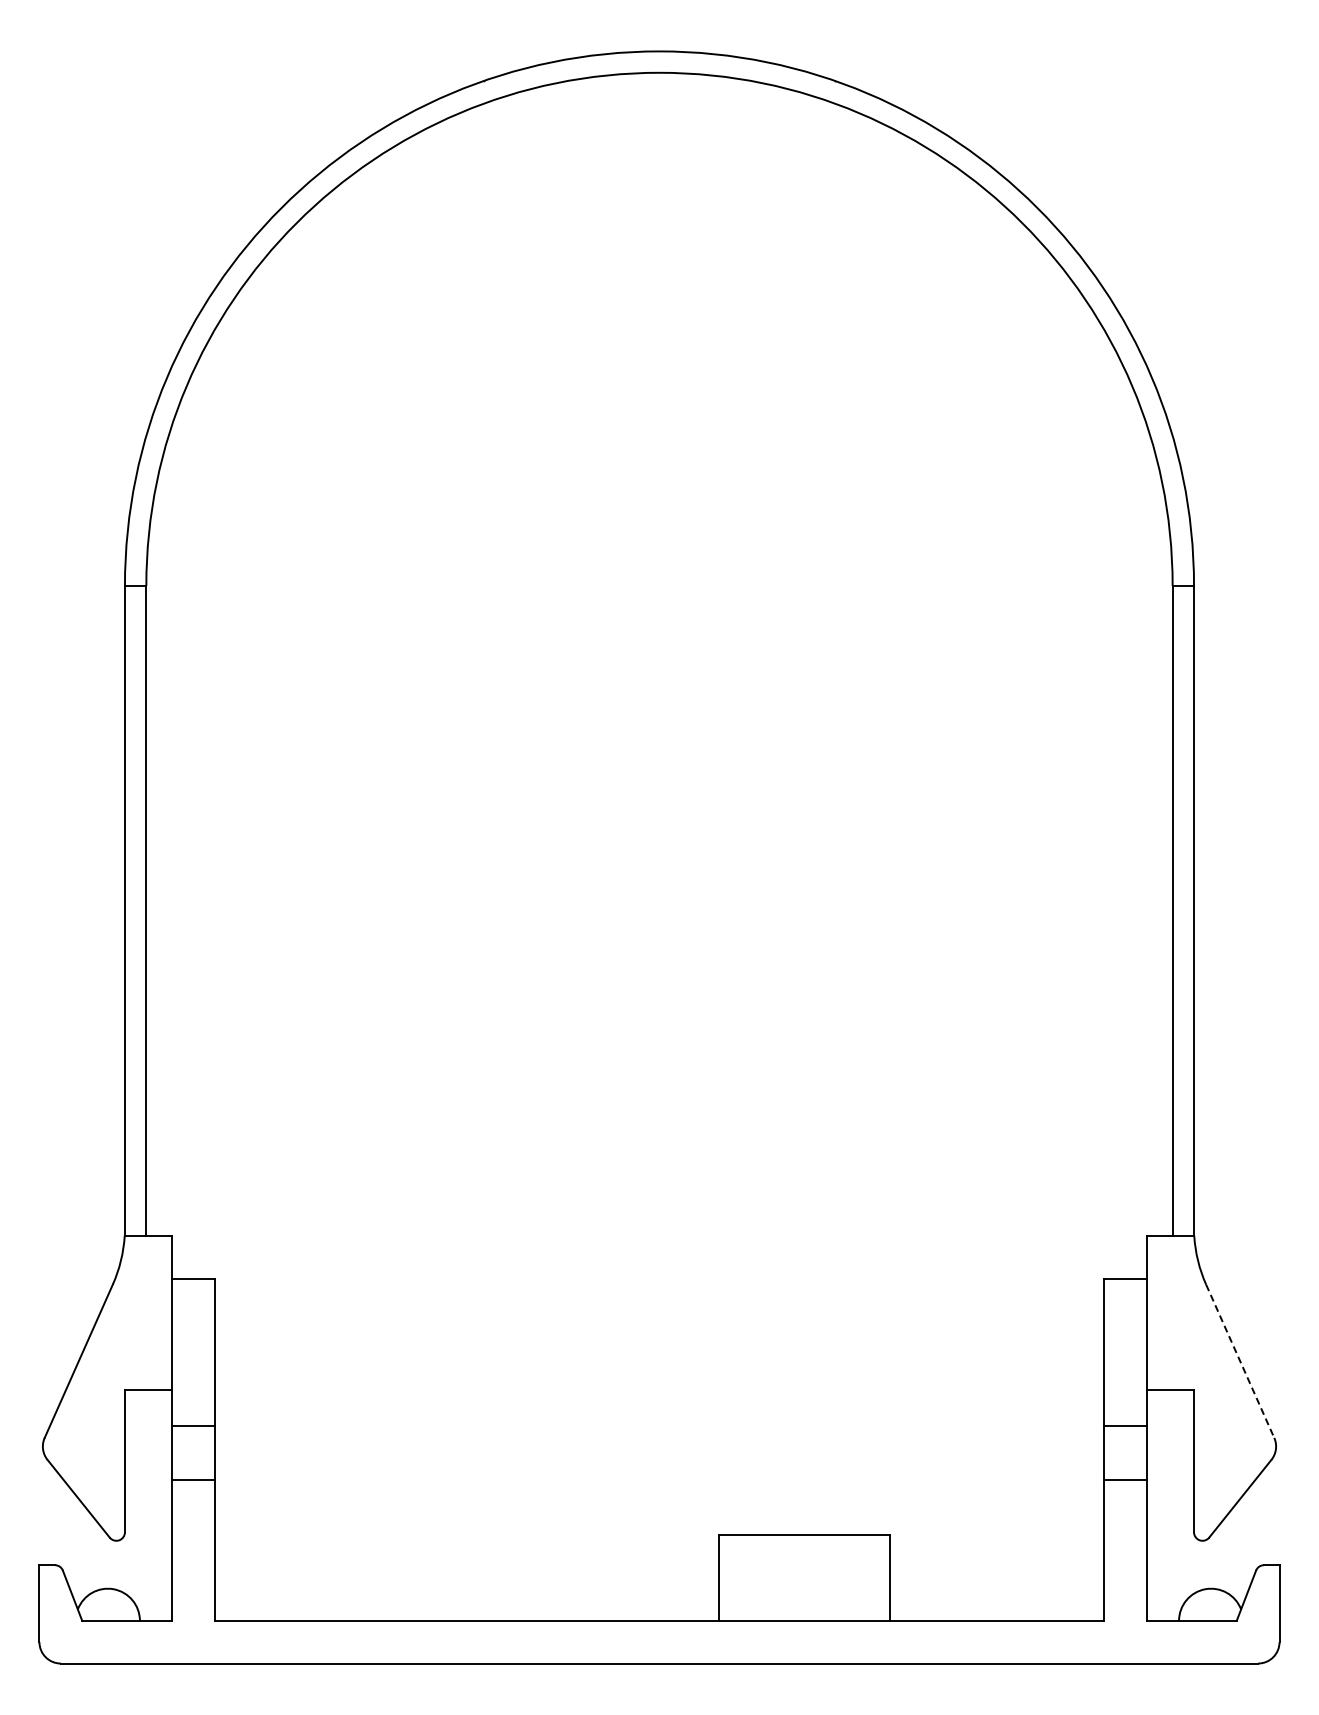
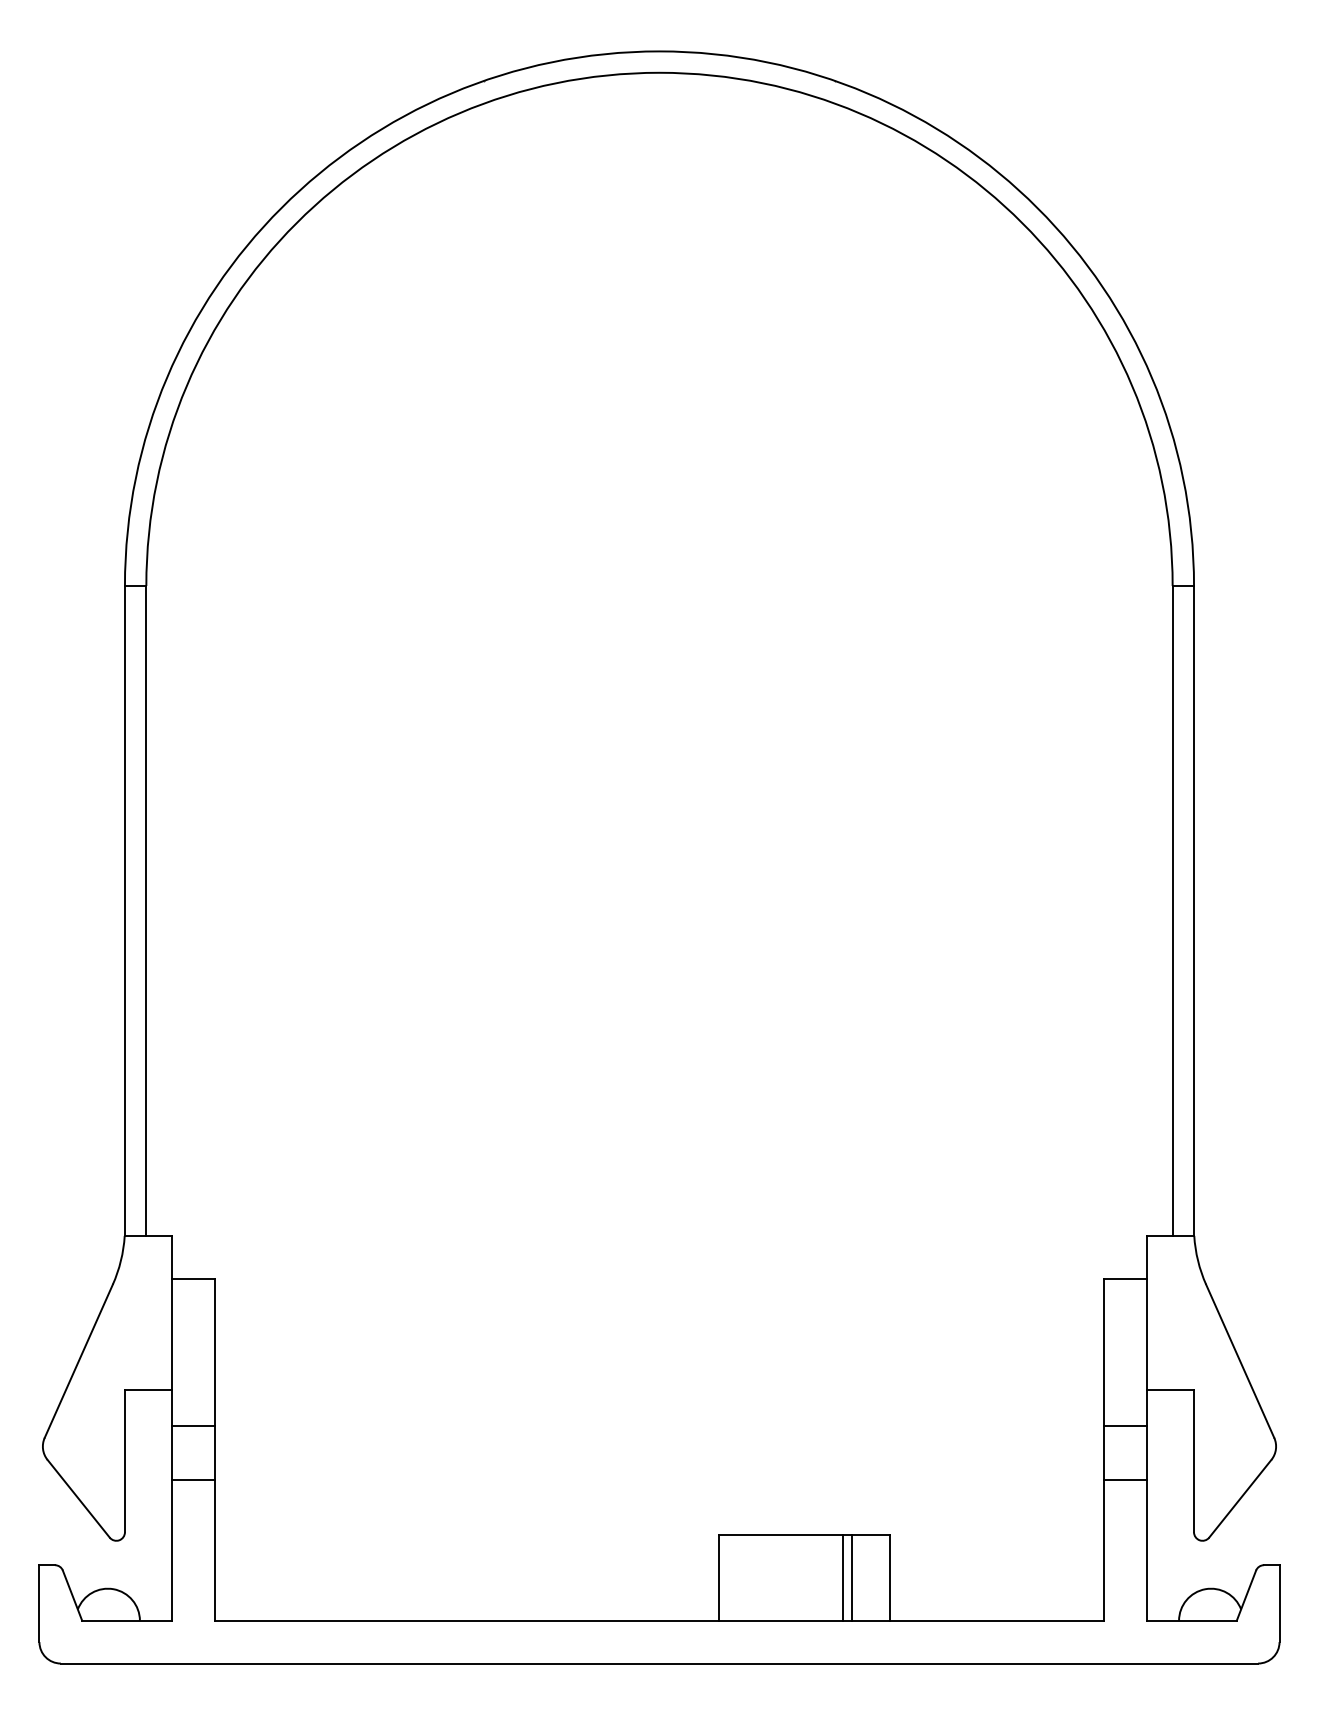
line: dashed -> solid (1240, 1361)
line: none -> present (843, 1577)
line: none -> present (851, 1577)
